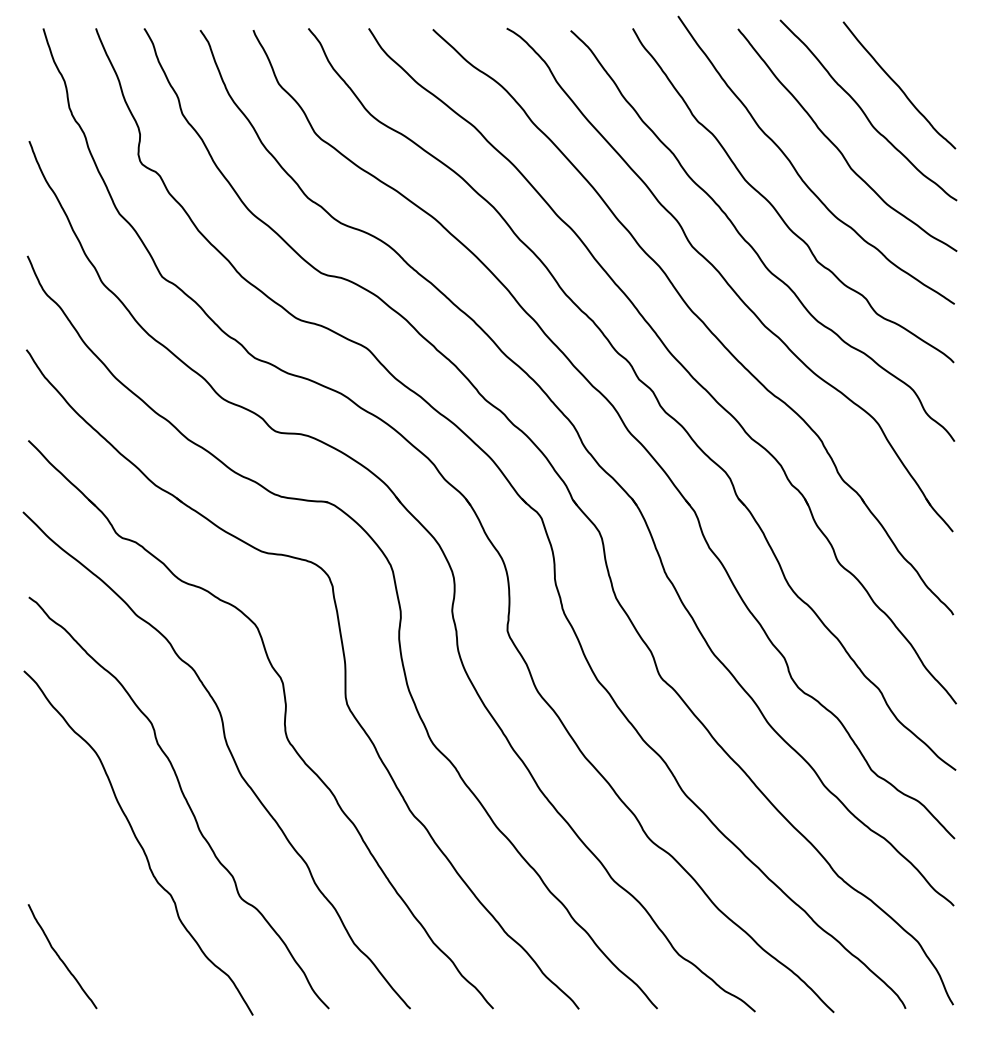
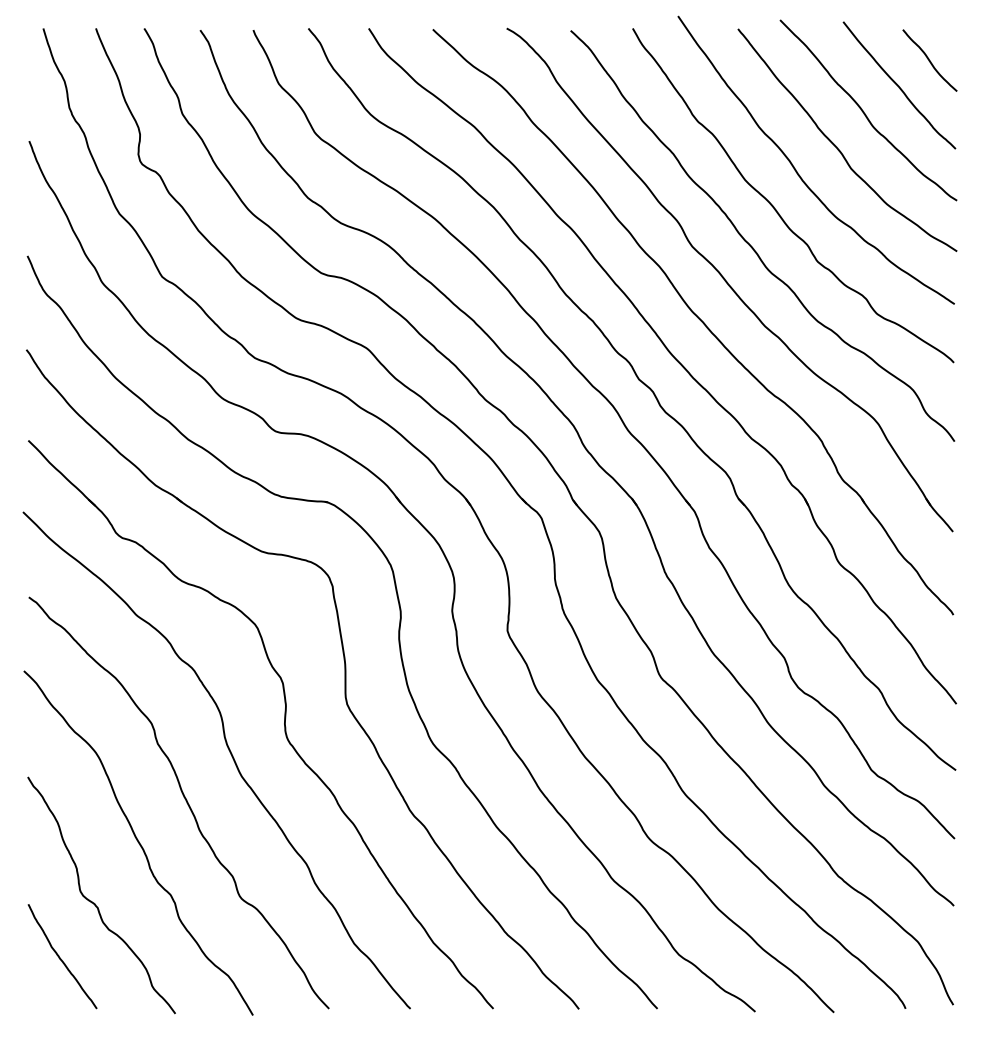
curve: none -> present (929, 60)
curve: none -> present (94, 902)
